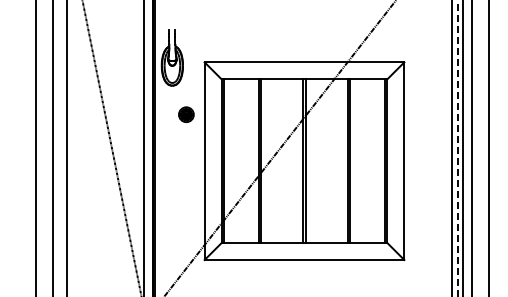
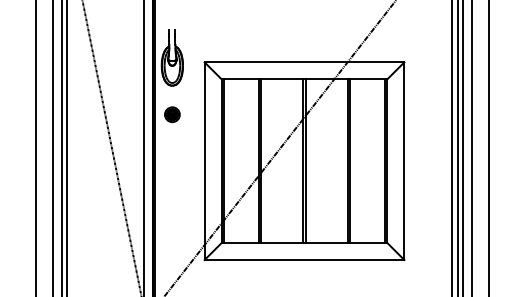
part position: (186, 114) -> (172, 114) (172, 114)
line: none -> present (62, 147)
line: dashed -> solid (458, 148)
